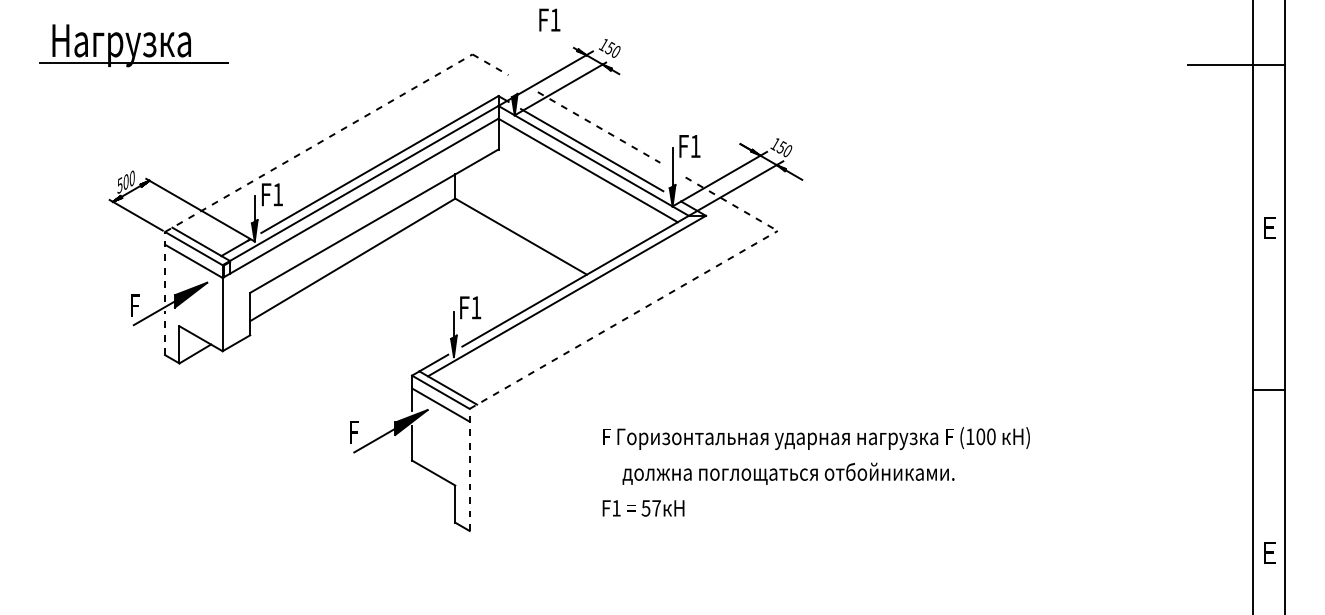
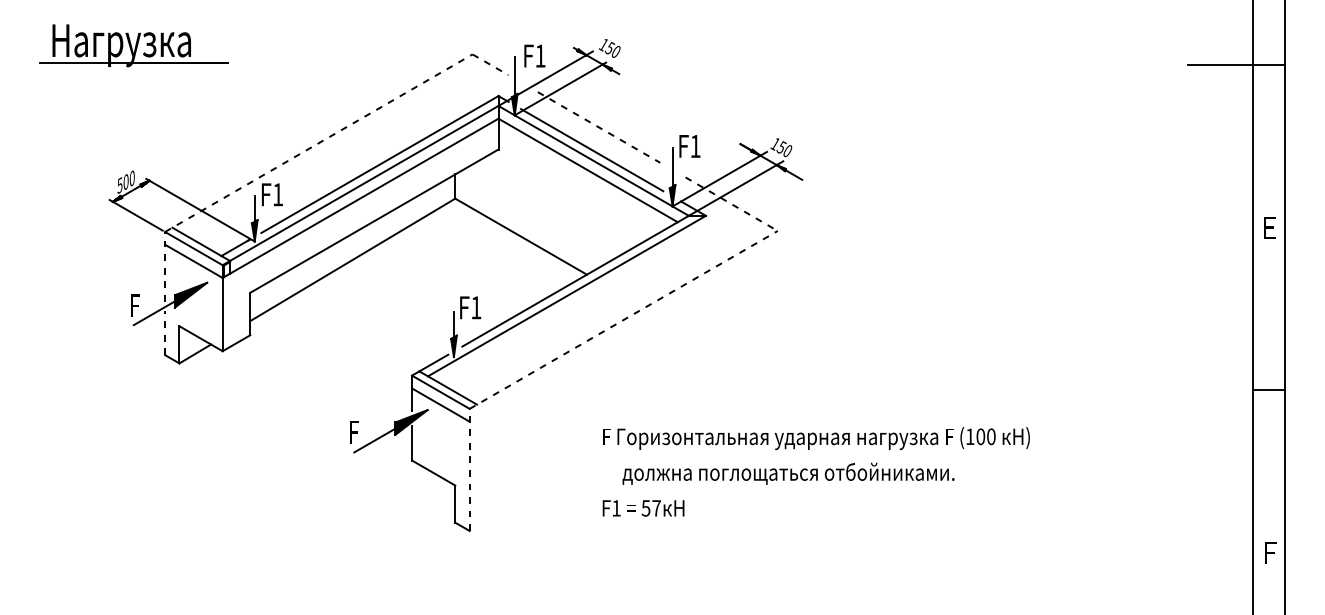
text position: (549, 19) -> (534, 55) (534, 55)
line: none -> present (514, 76)
text: E -> F (1270, 552)
